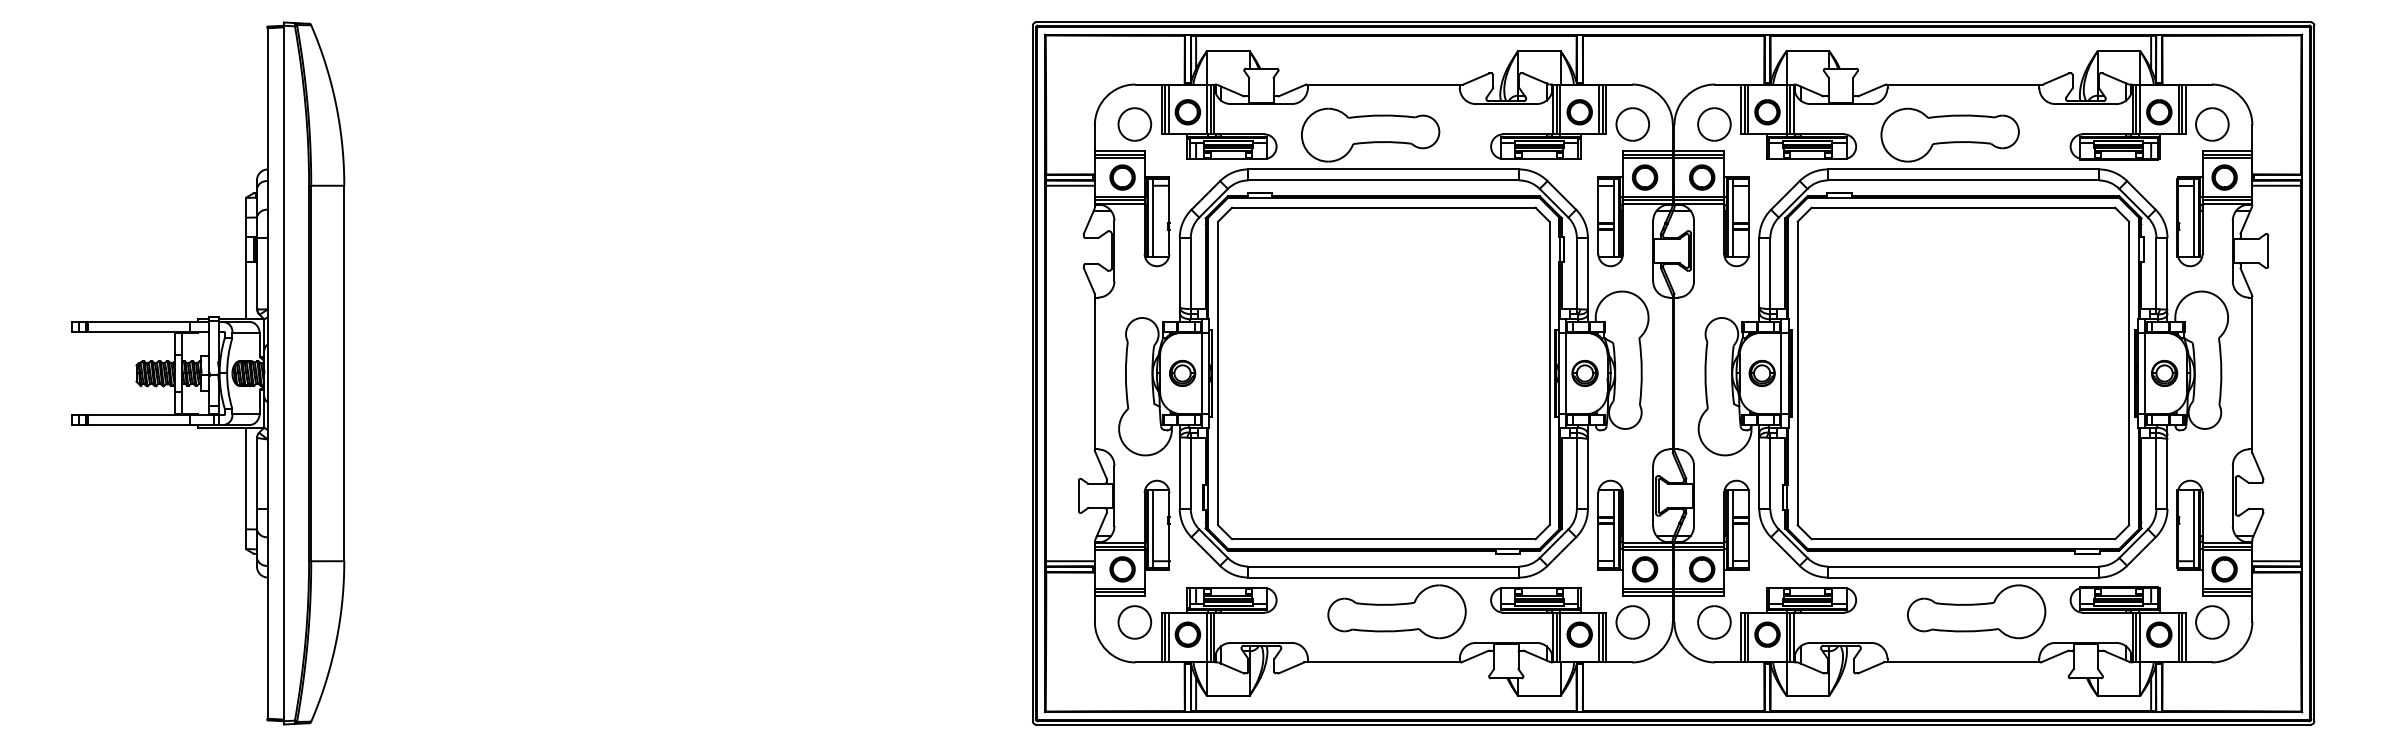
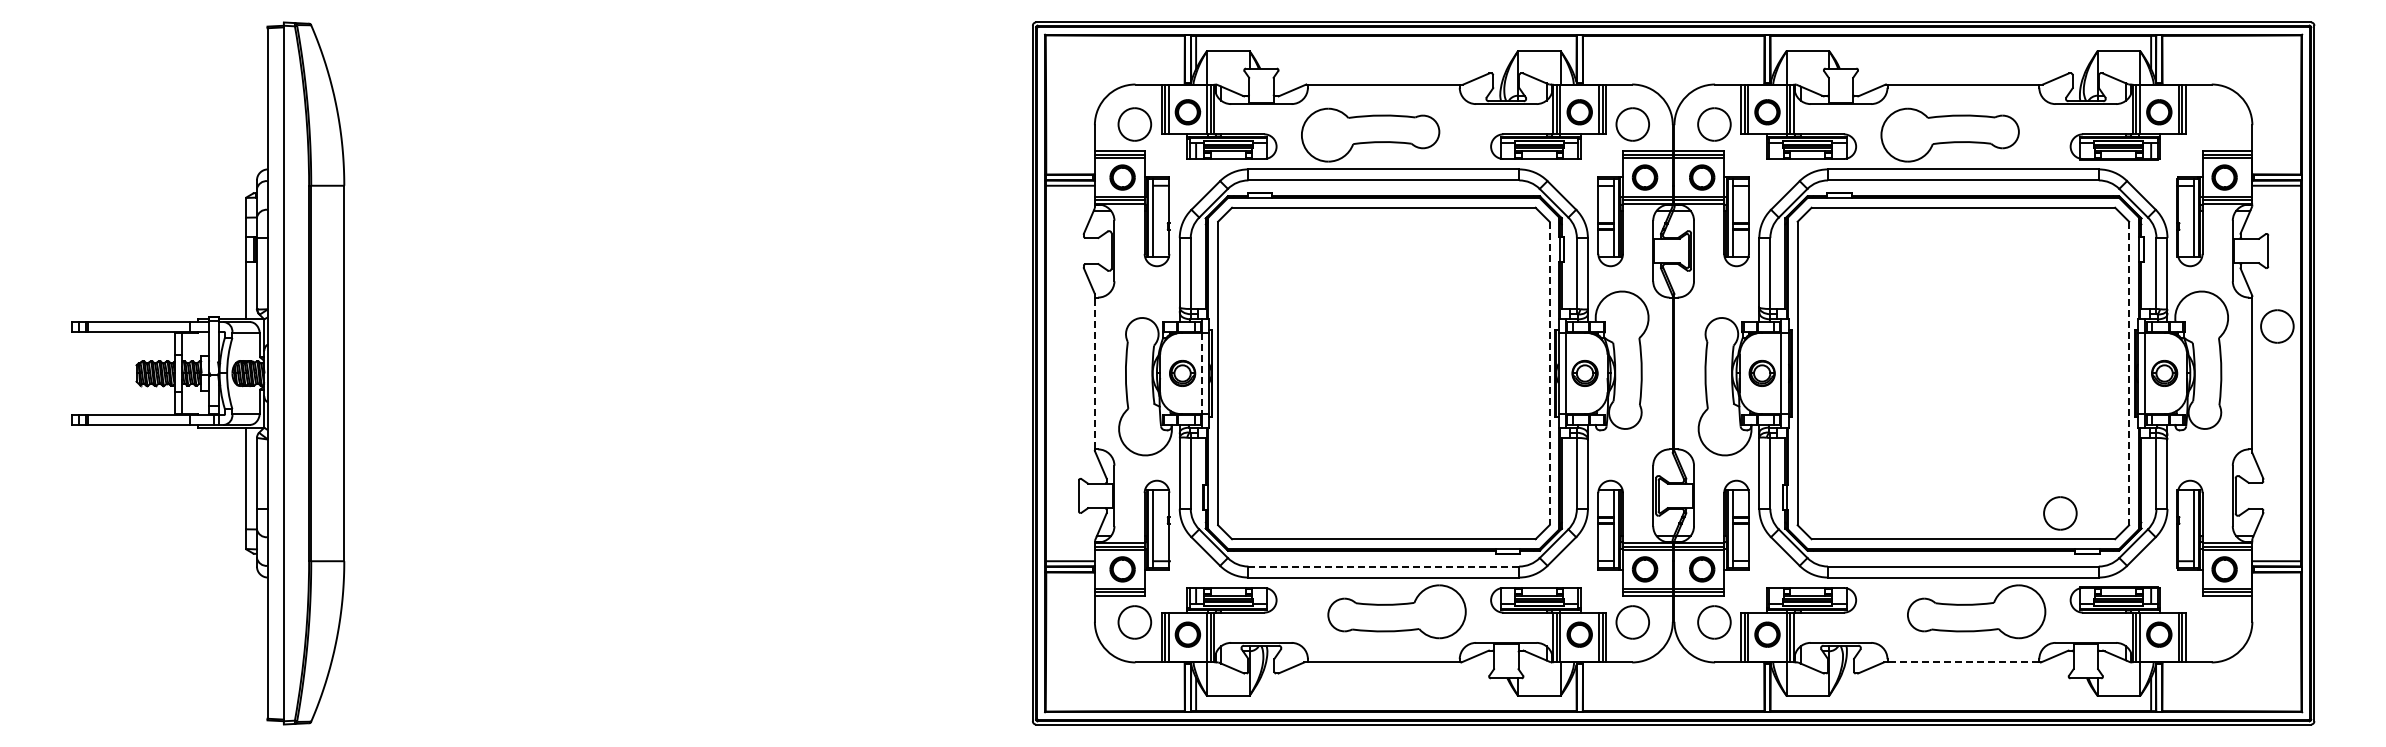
part position: (2212, 124) -> (2277, 326) (2277, 326)
line: solid -> dashed (1094, 373)
line: solid -> dashed (1201, 373)
line: solid -> dashed (1549, 373)
line: solid -> dashed (2129, 373)
line: solid -> dashed (1384, 566)
part position: (2212, 622) -> (2060, 513) (2060, 513)
line: solid -> dashed (1963, 662)
